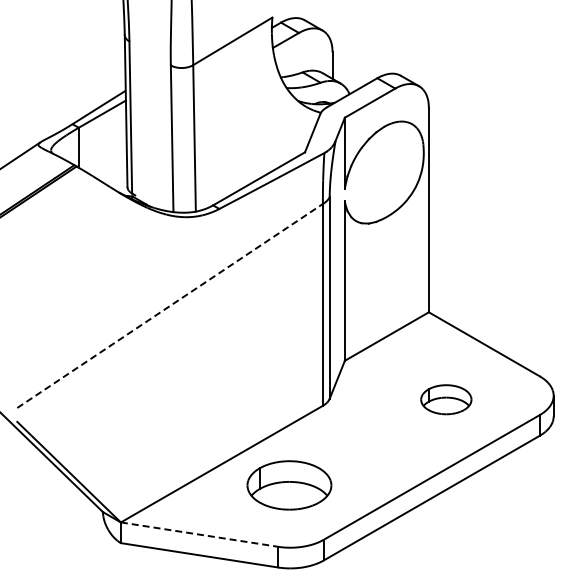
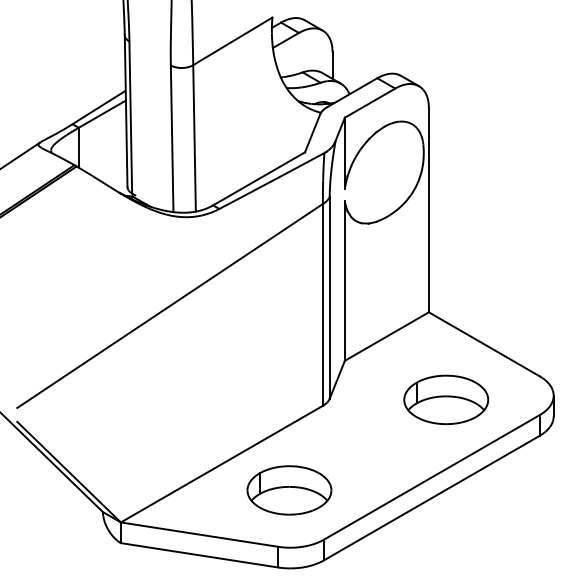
line: dashed -> solid (170, 305)
part size: 53x32 px -> 87x51 px (446, 399)
part position: (289, 485) -> (289, 490) (289, 490)
line: dashed -> solid (199, 534)
